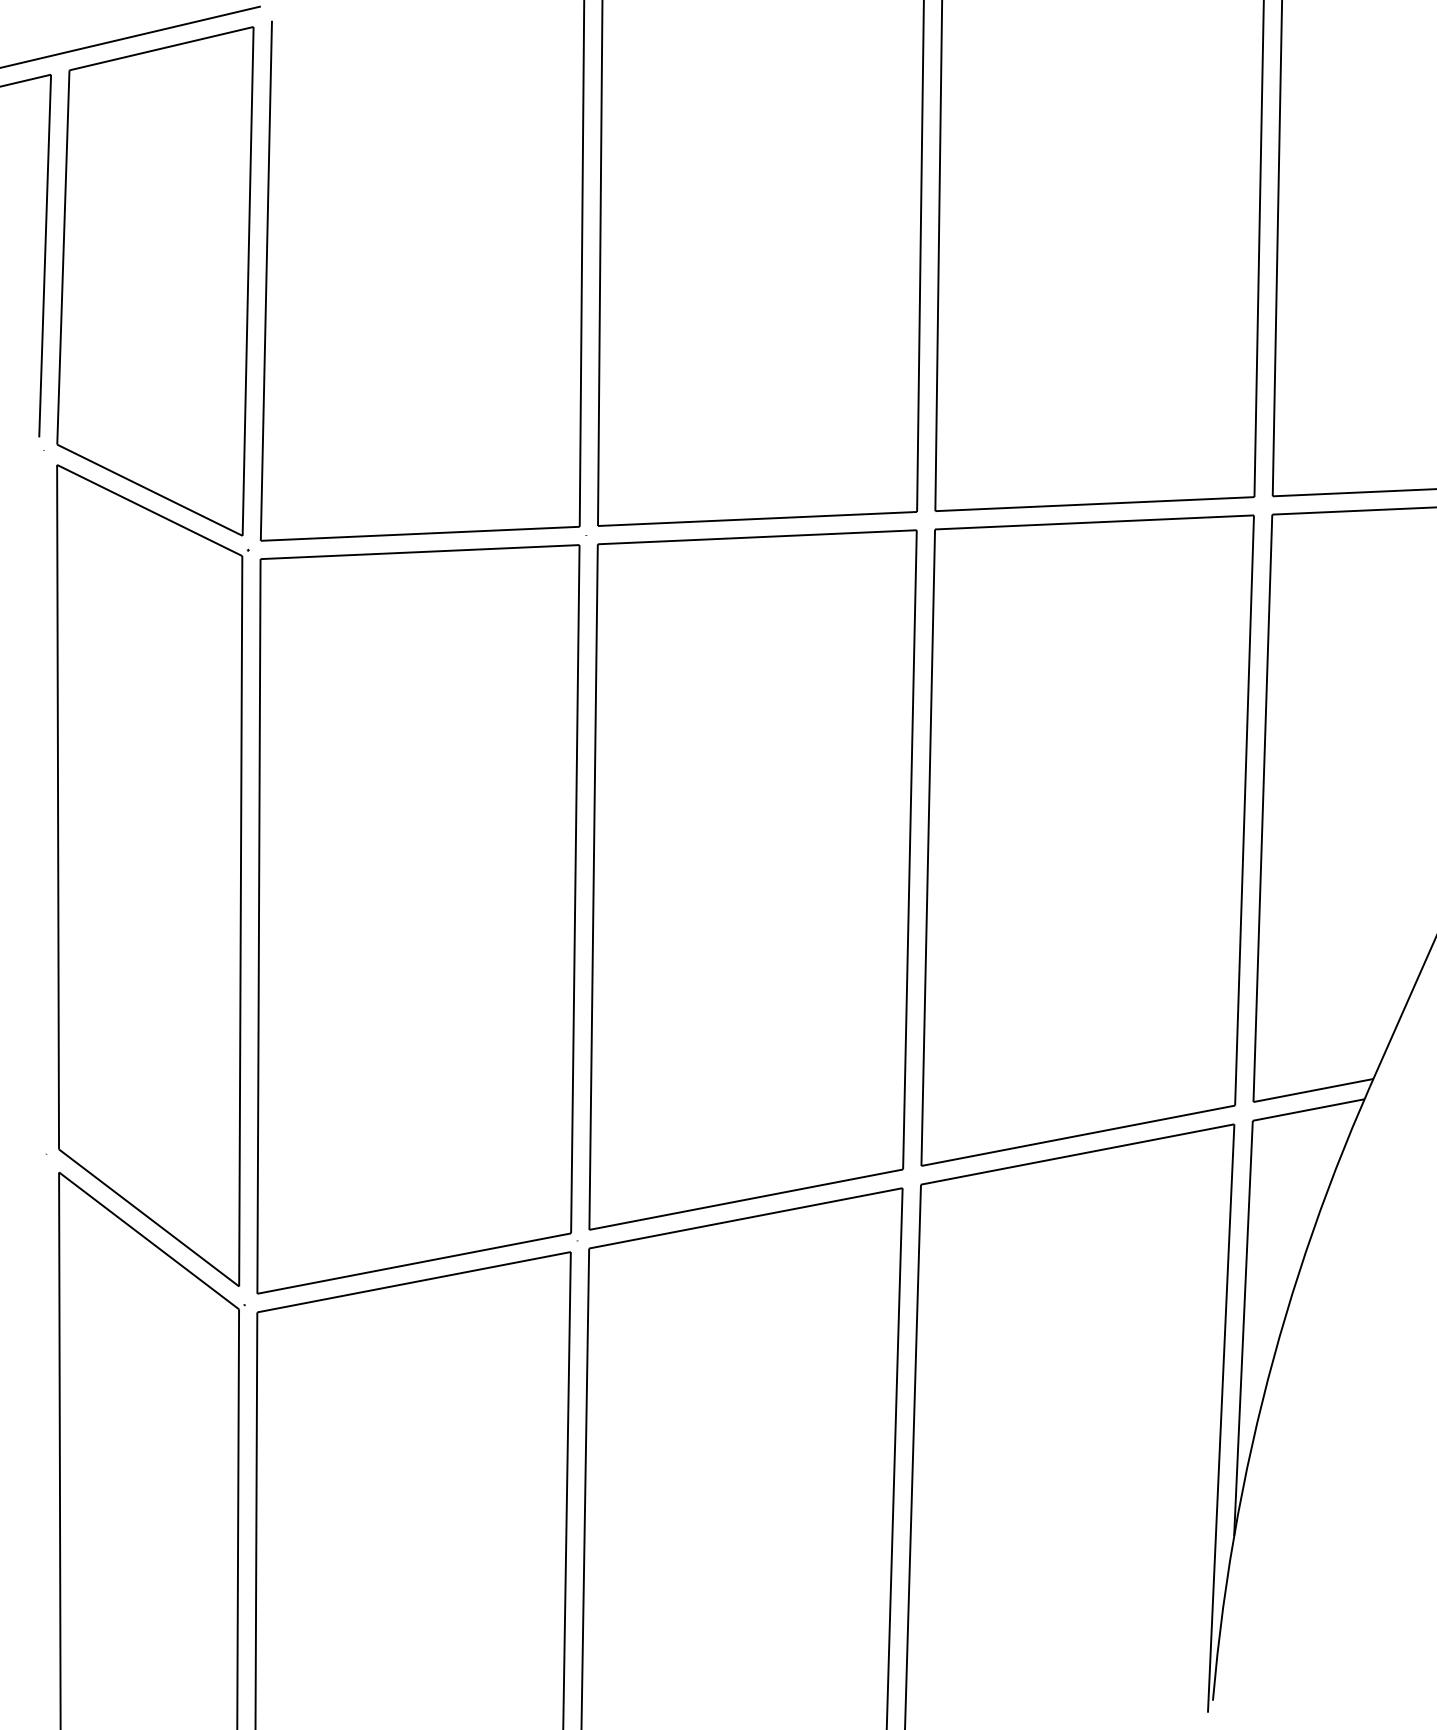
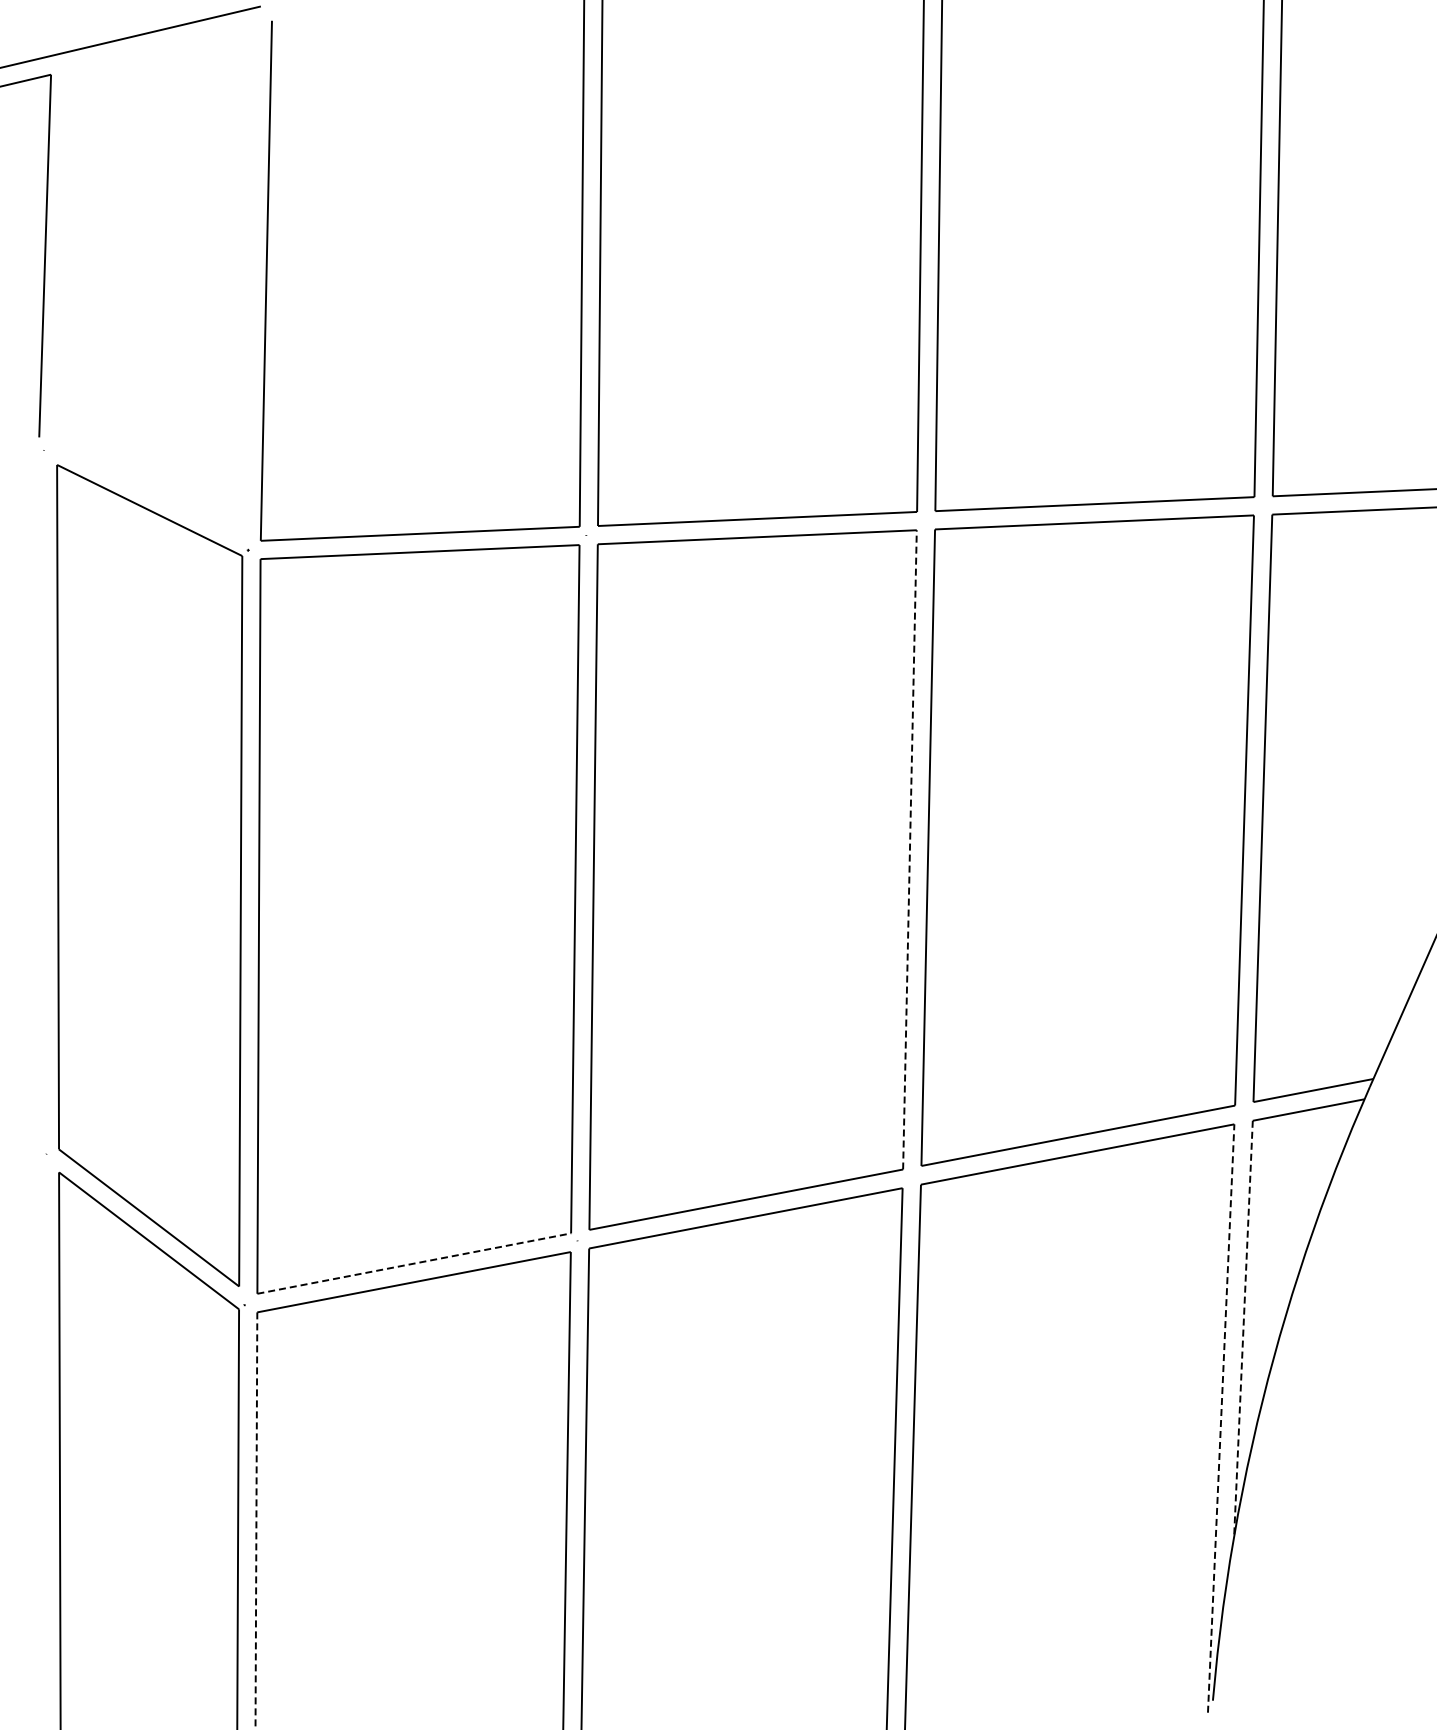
part: present -> none (155, 281)
line: solid -> dashed (909, 849)
line: solid -> dashed (414, 1263)
line: solid -> dashed (1243, 1328)
line: solid -> dashed (1221, 1418)
line: solid -> dashed (256, 1521)
